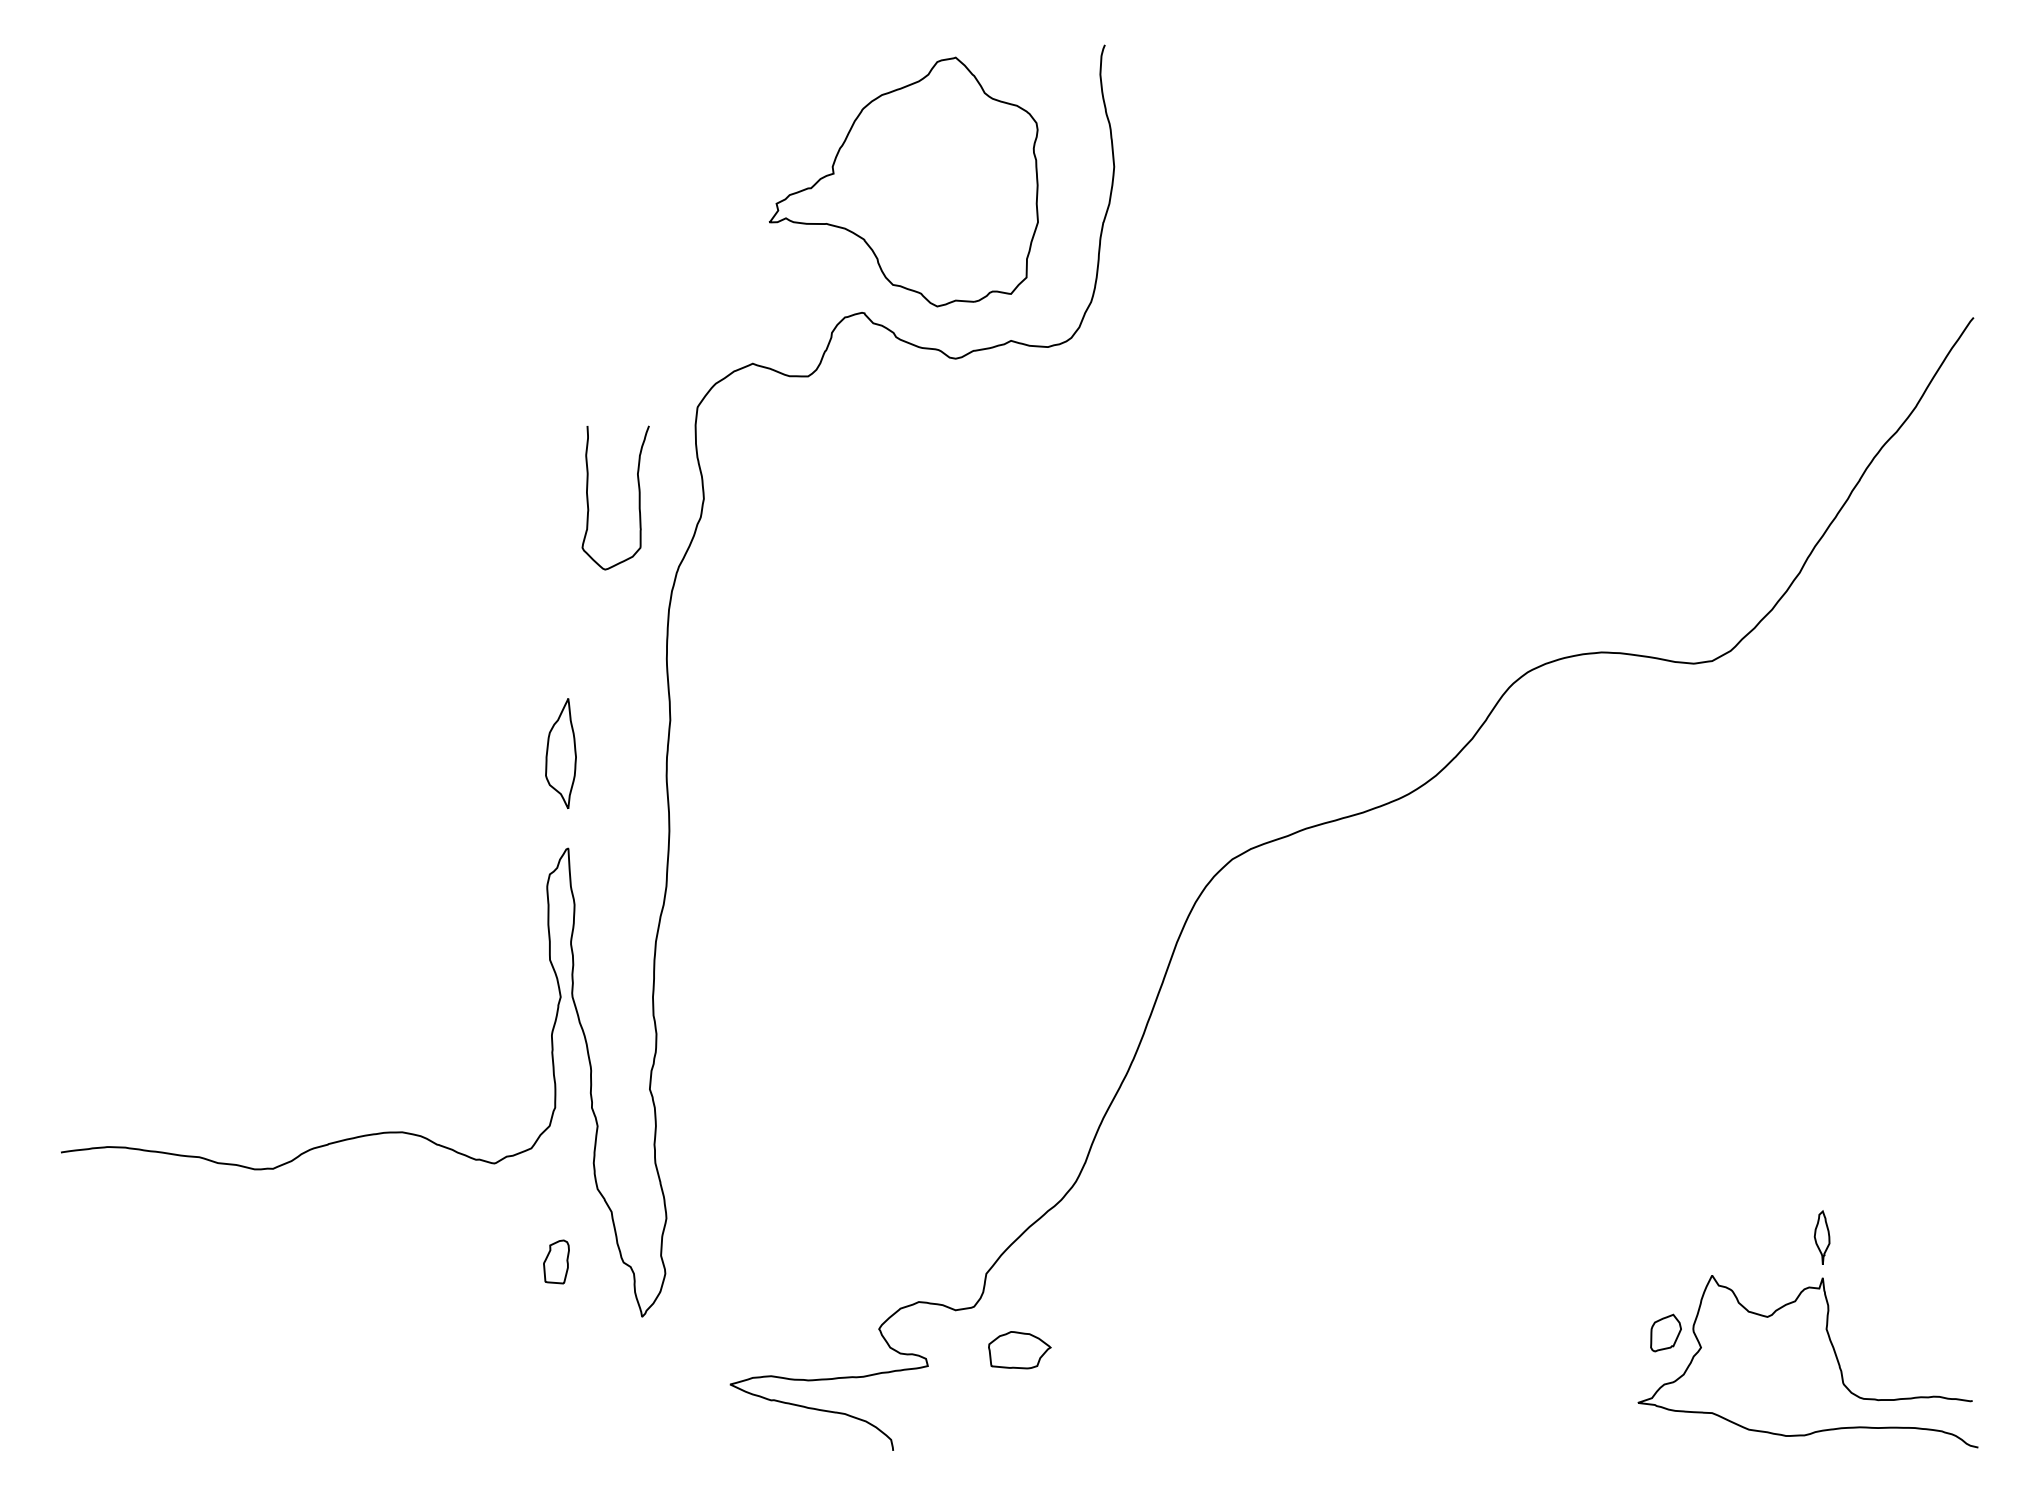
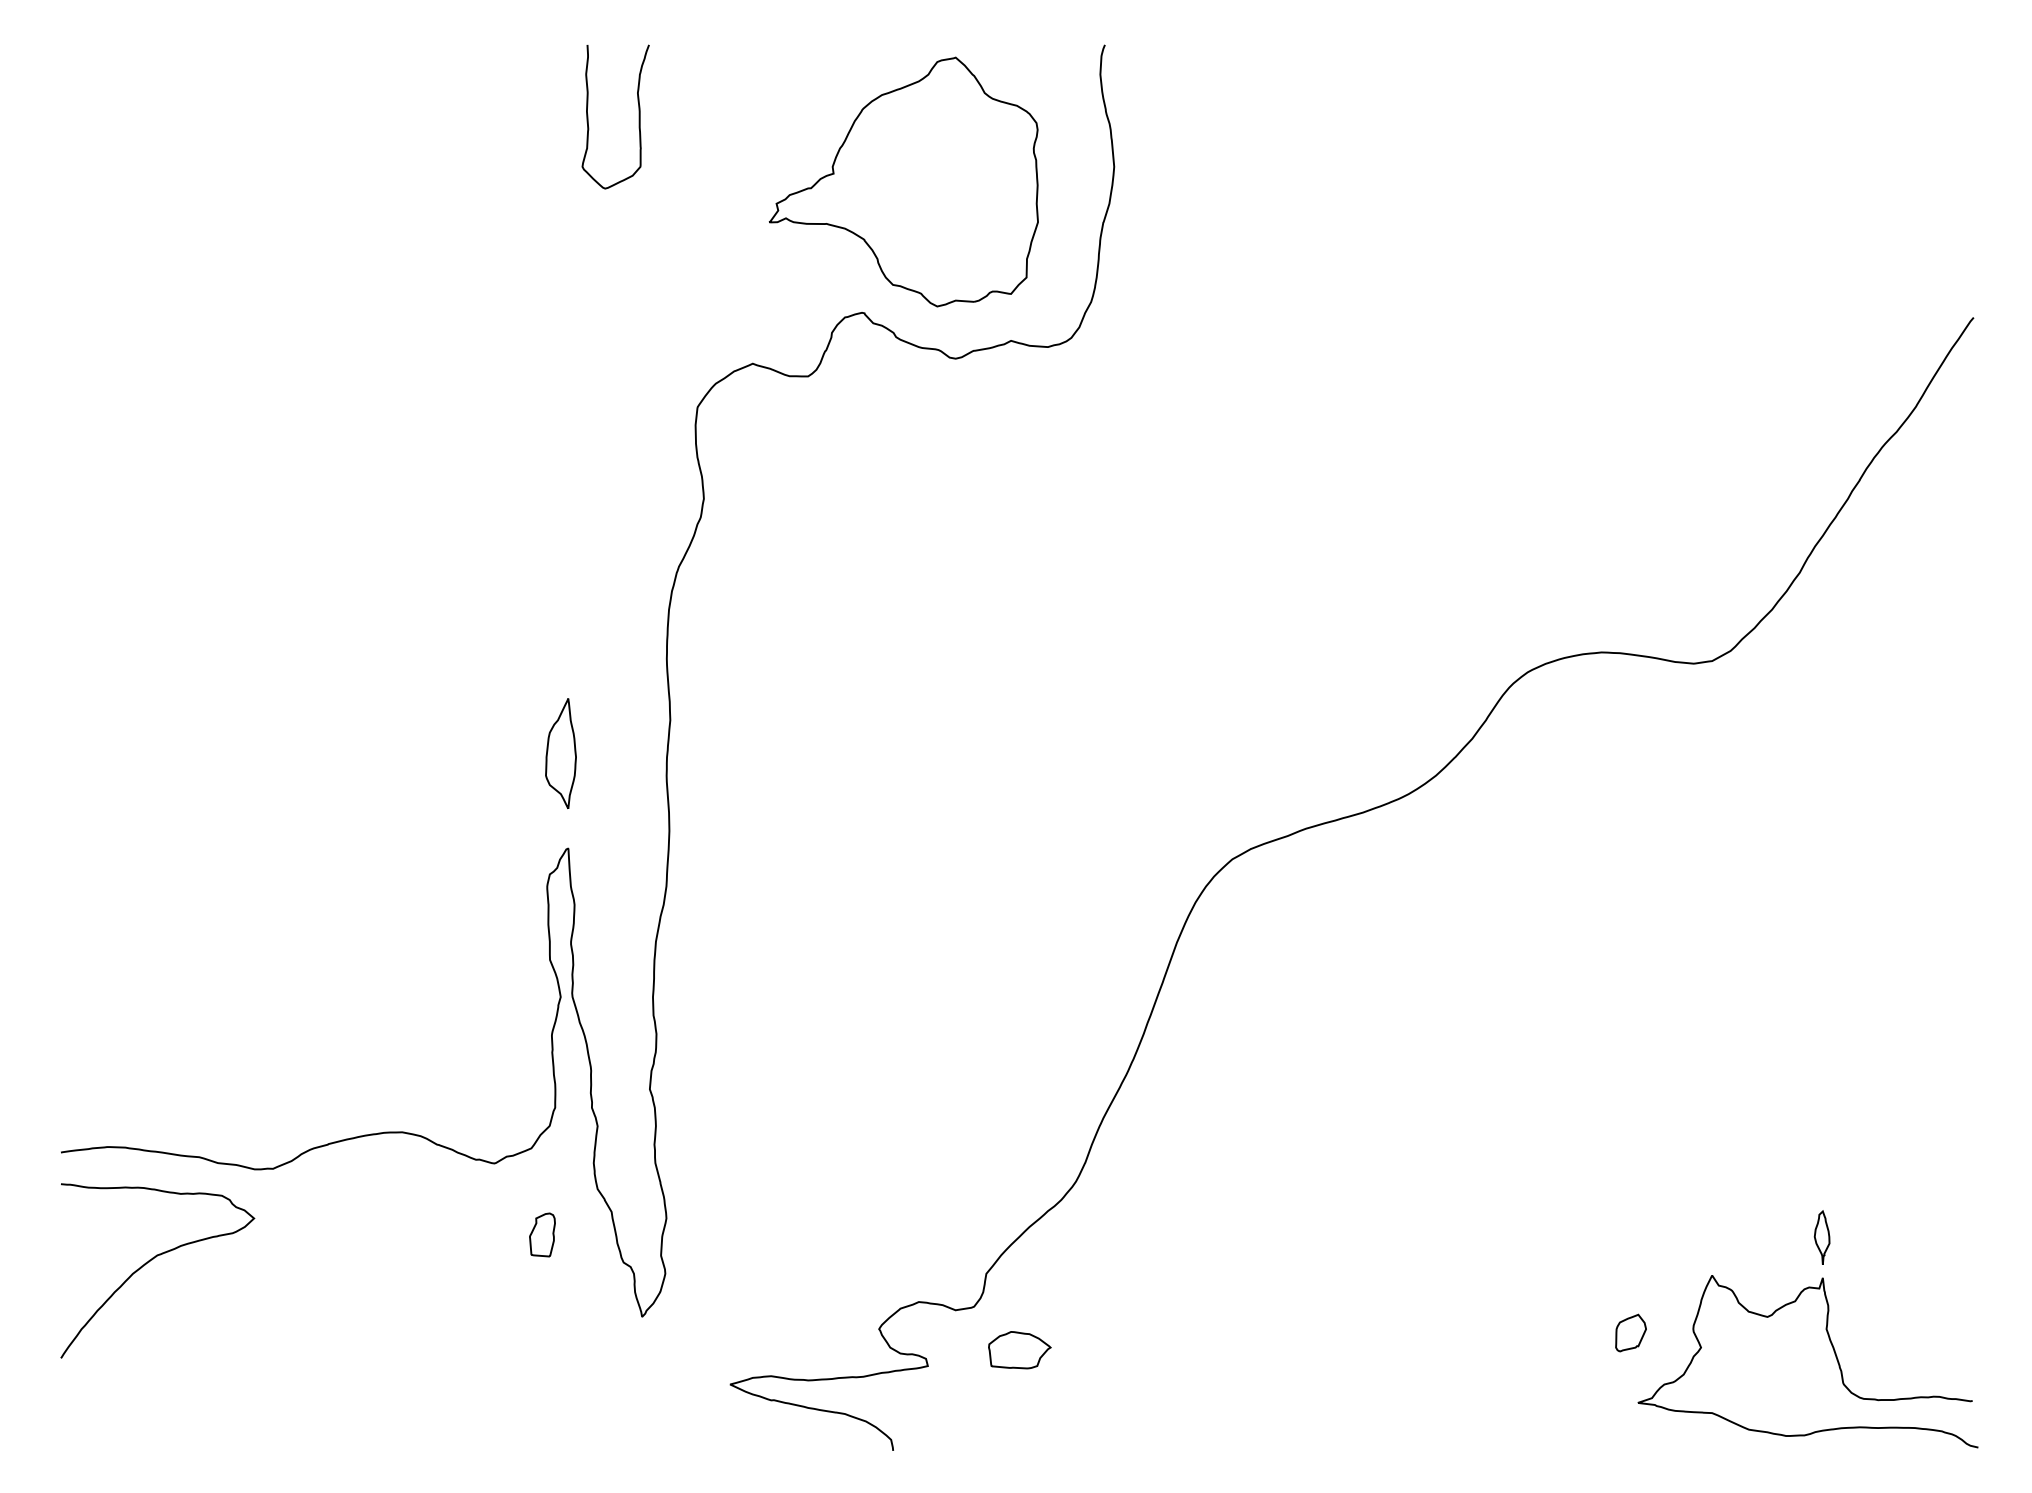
curve position: (638, 497) -> (638, 116) (638, 116)
curve: none -> present (152, 1260)
part position: (556, 1261) -> (542, 1234) (542, 1234)
part position: (1665, 1332) -> (1630, 1332) (1630, 1332)
